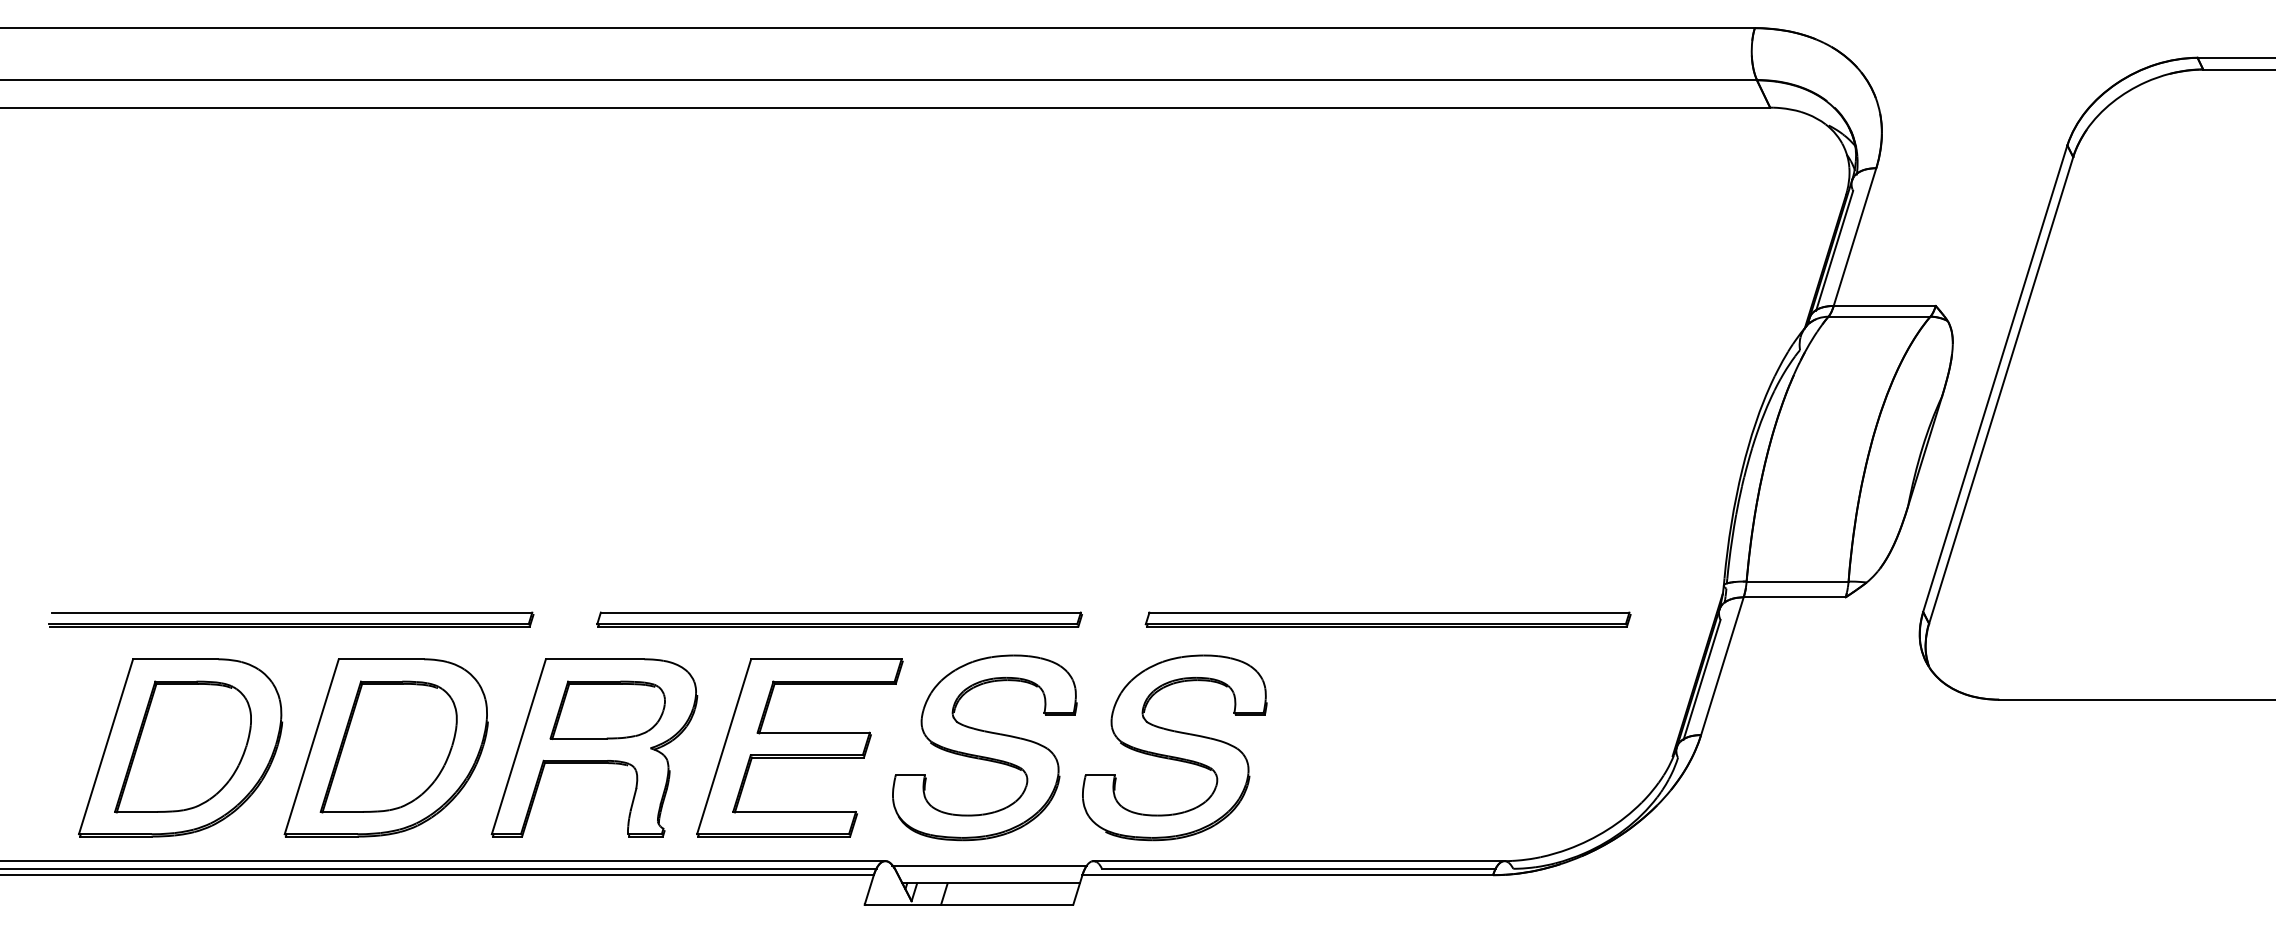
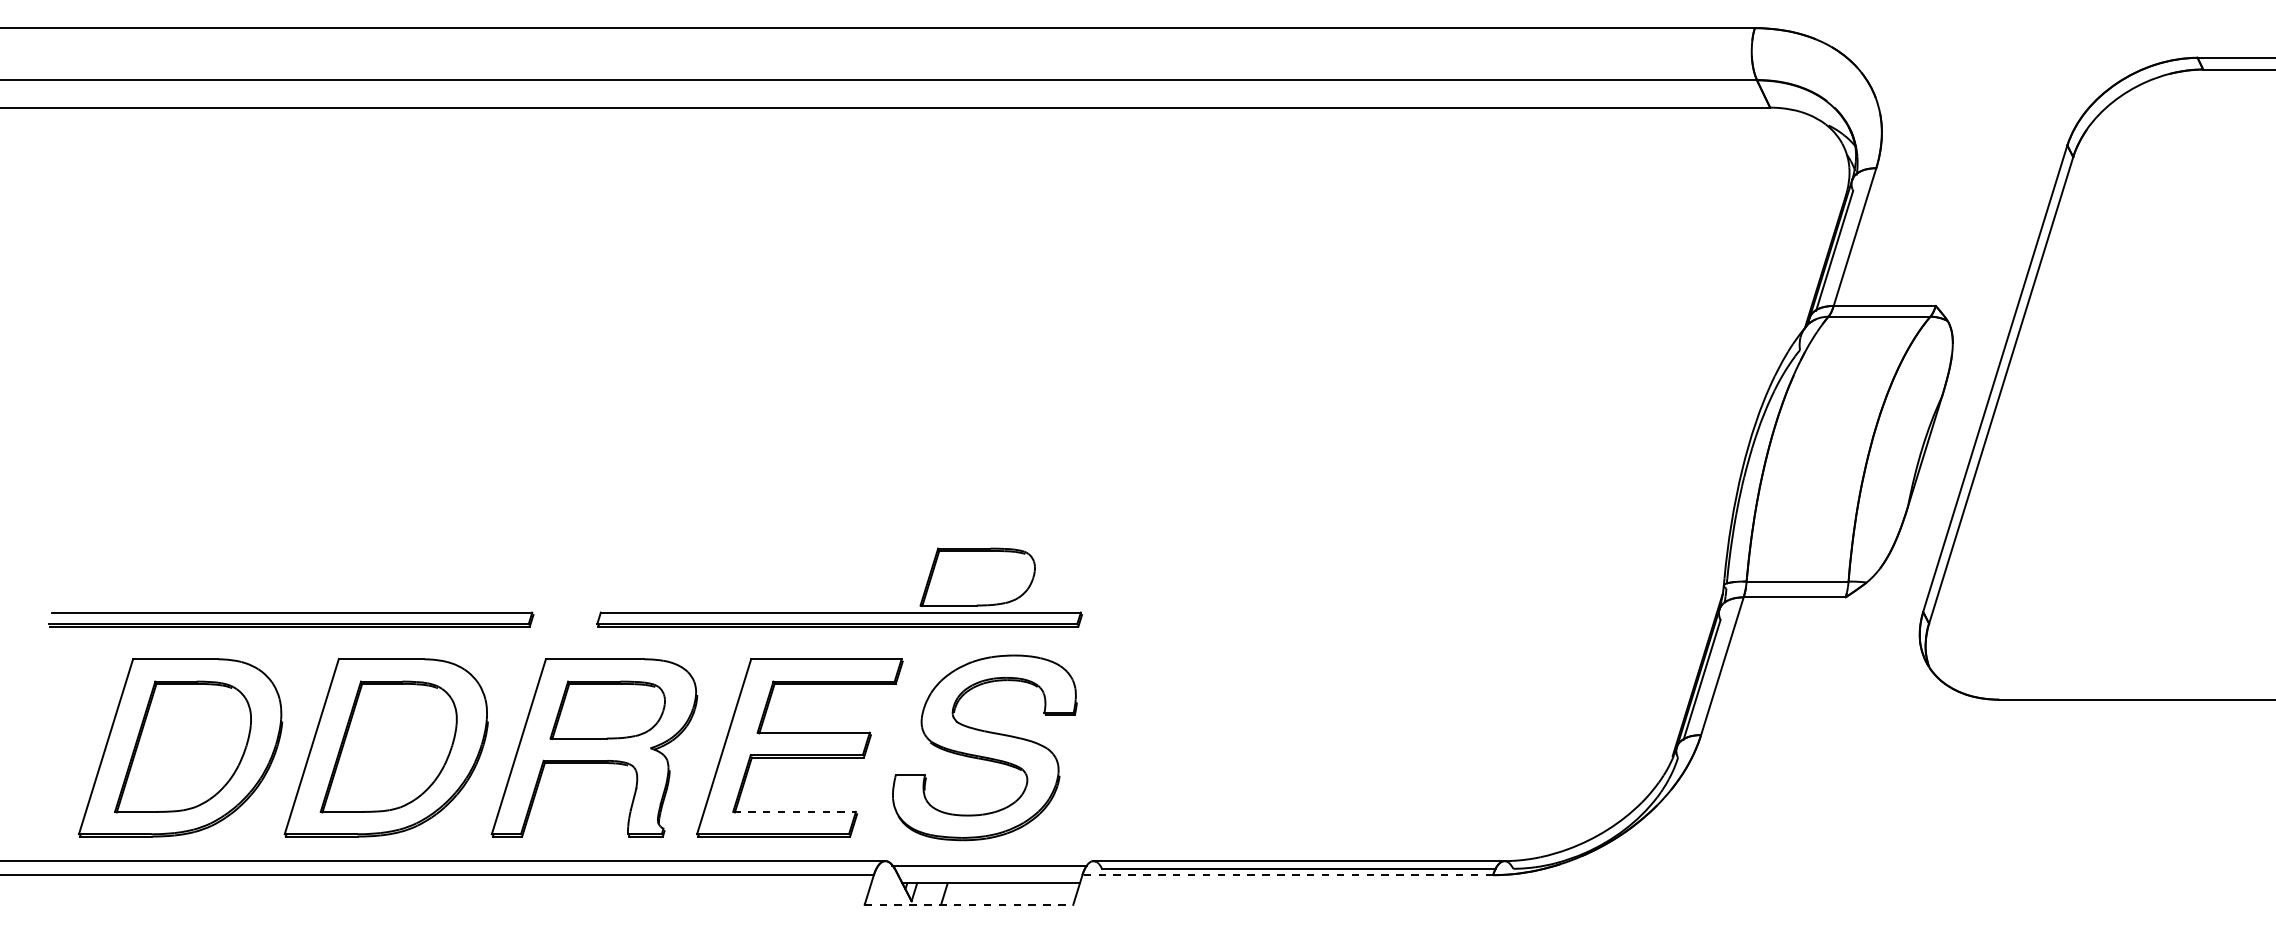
part: none -> present (977, 576)
part: present -> none (1387, 619)
part: present -> none (1174, 747)
line: solid -> dashed (795, 811)
line: present -> none (439, 868)
line: solid -> dashed (1287, 875)
line: solid -> dashed (969, 904)
